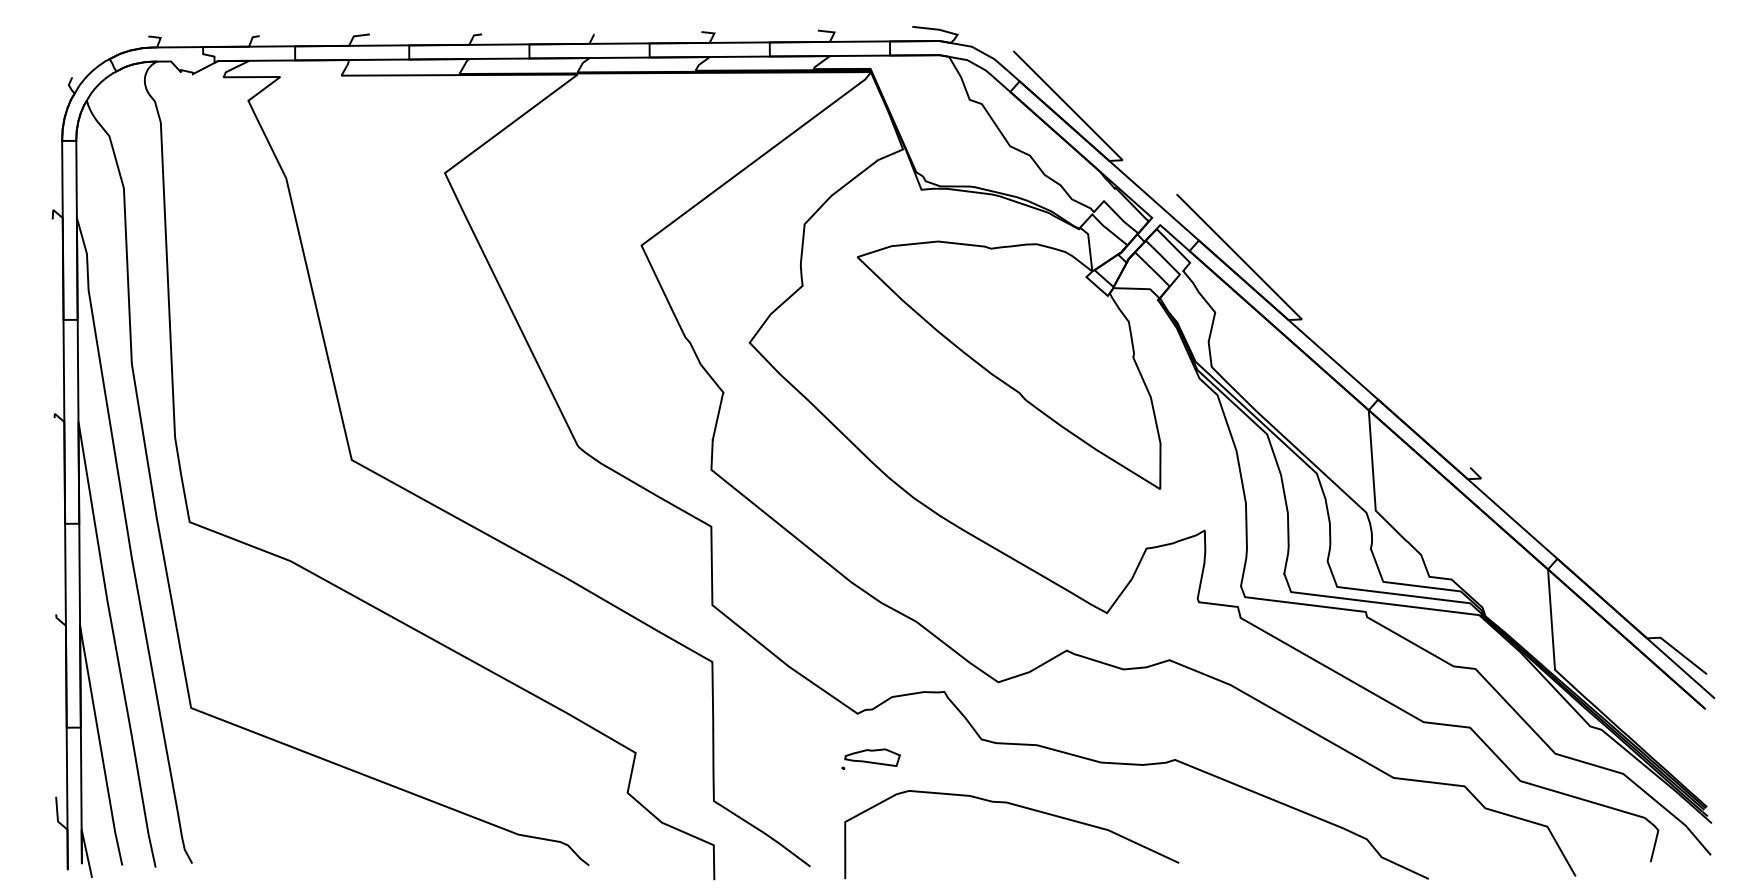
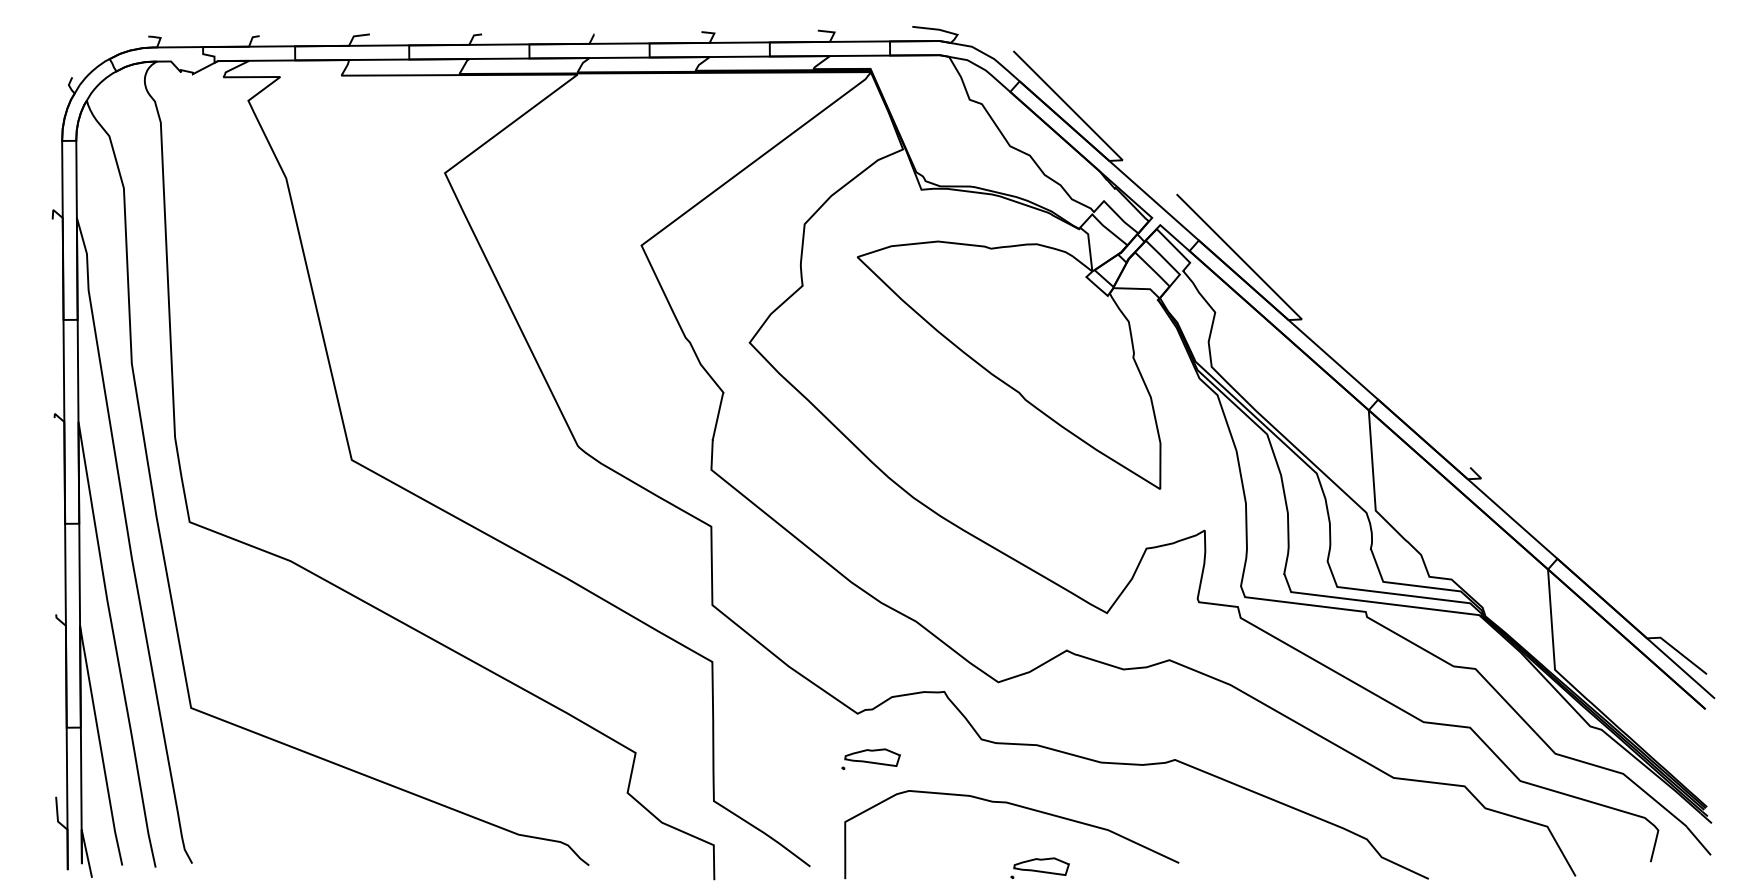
part: none -> present (1039, 867)
